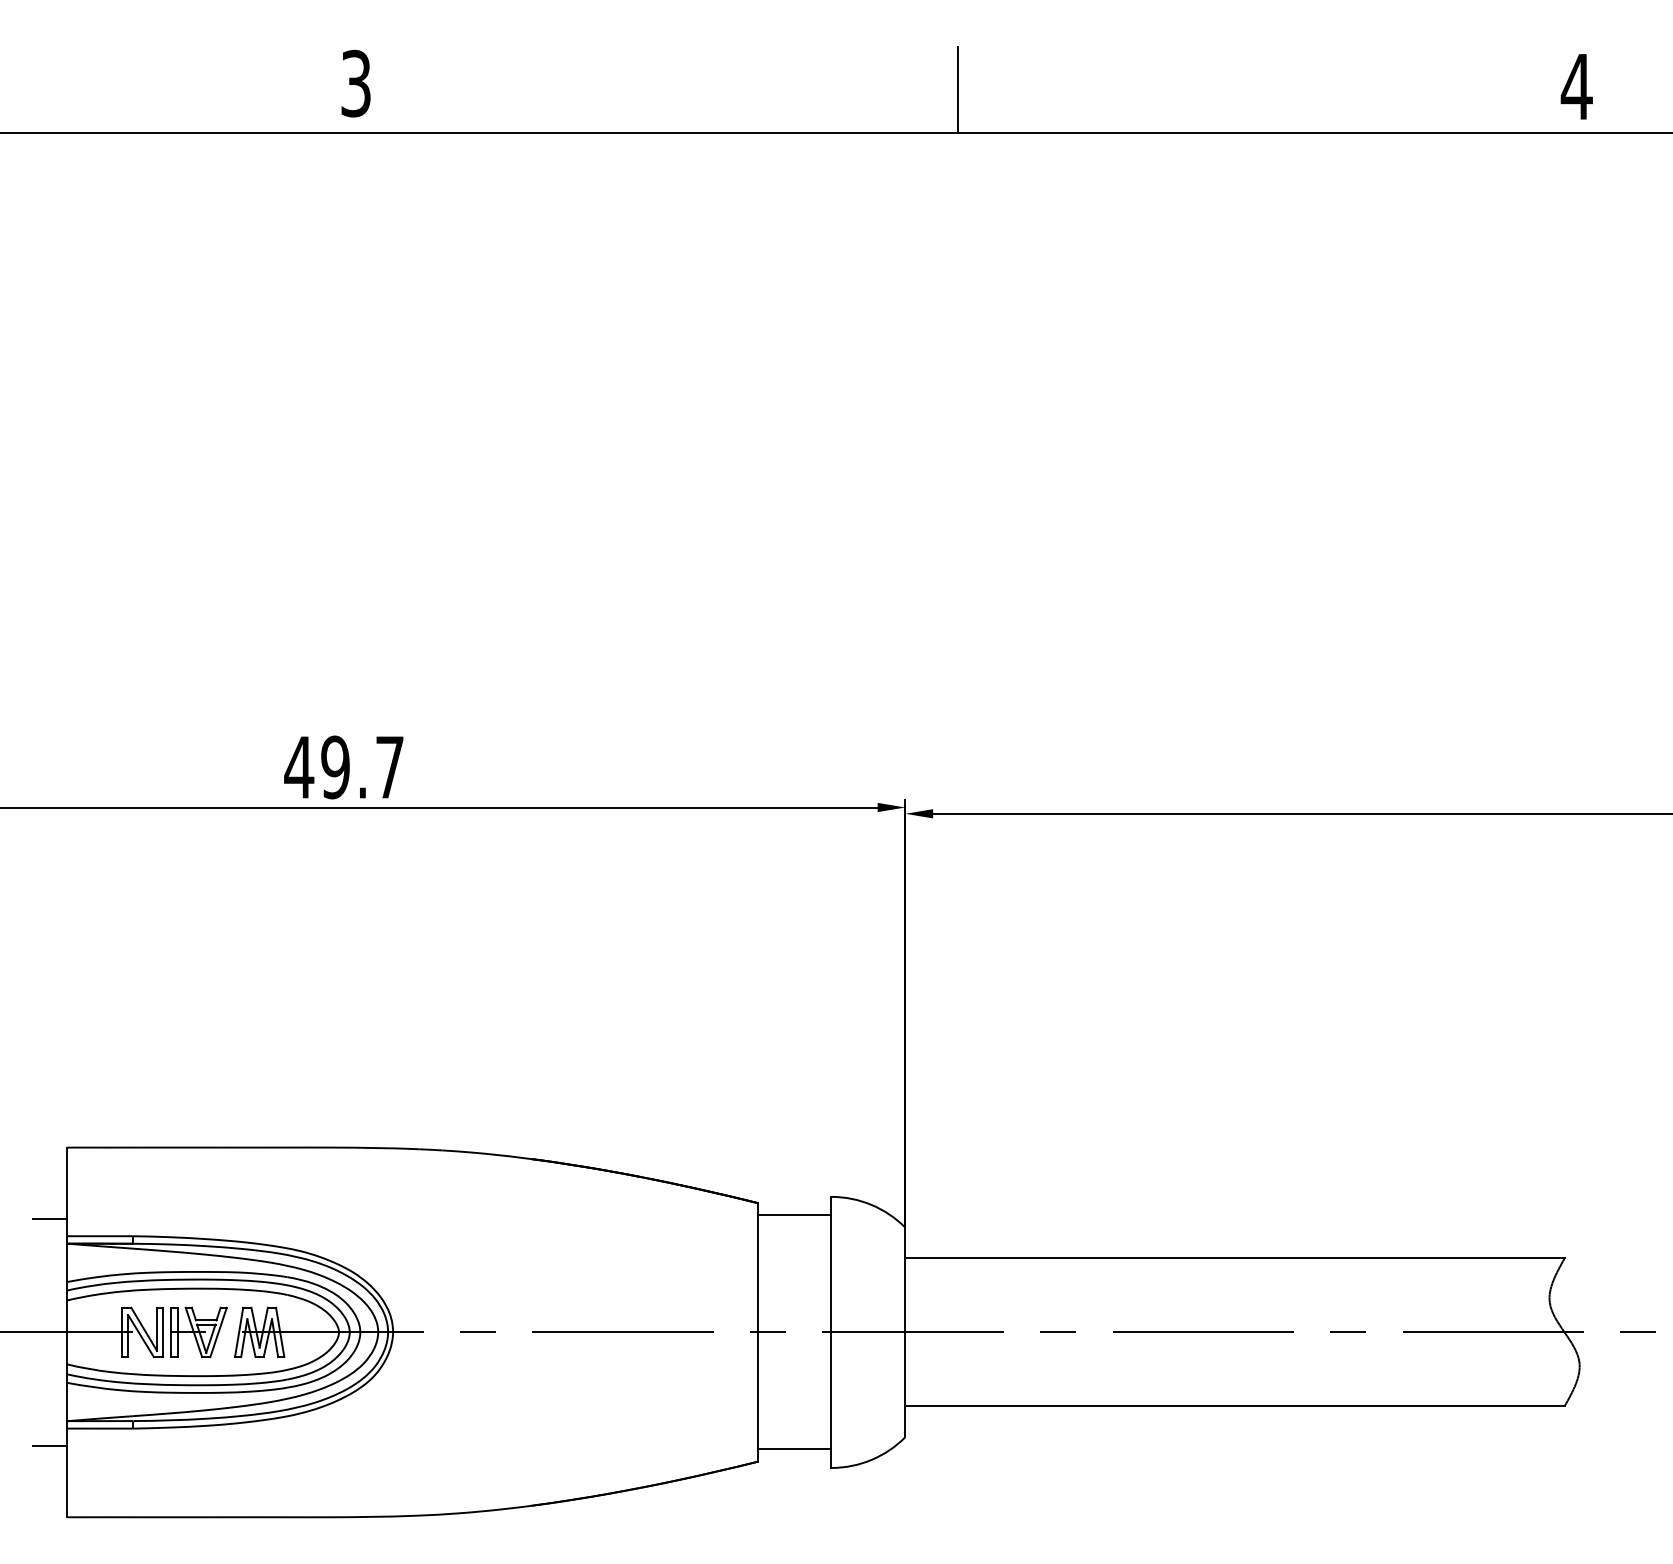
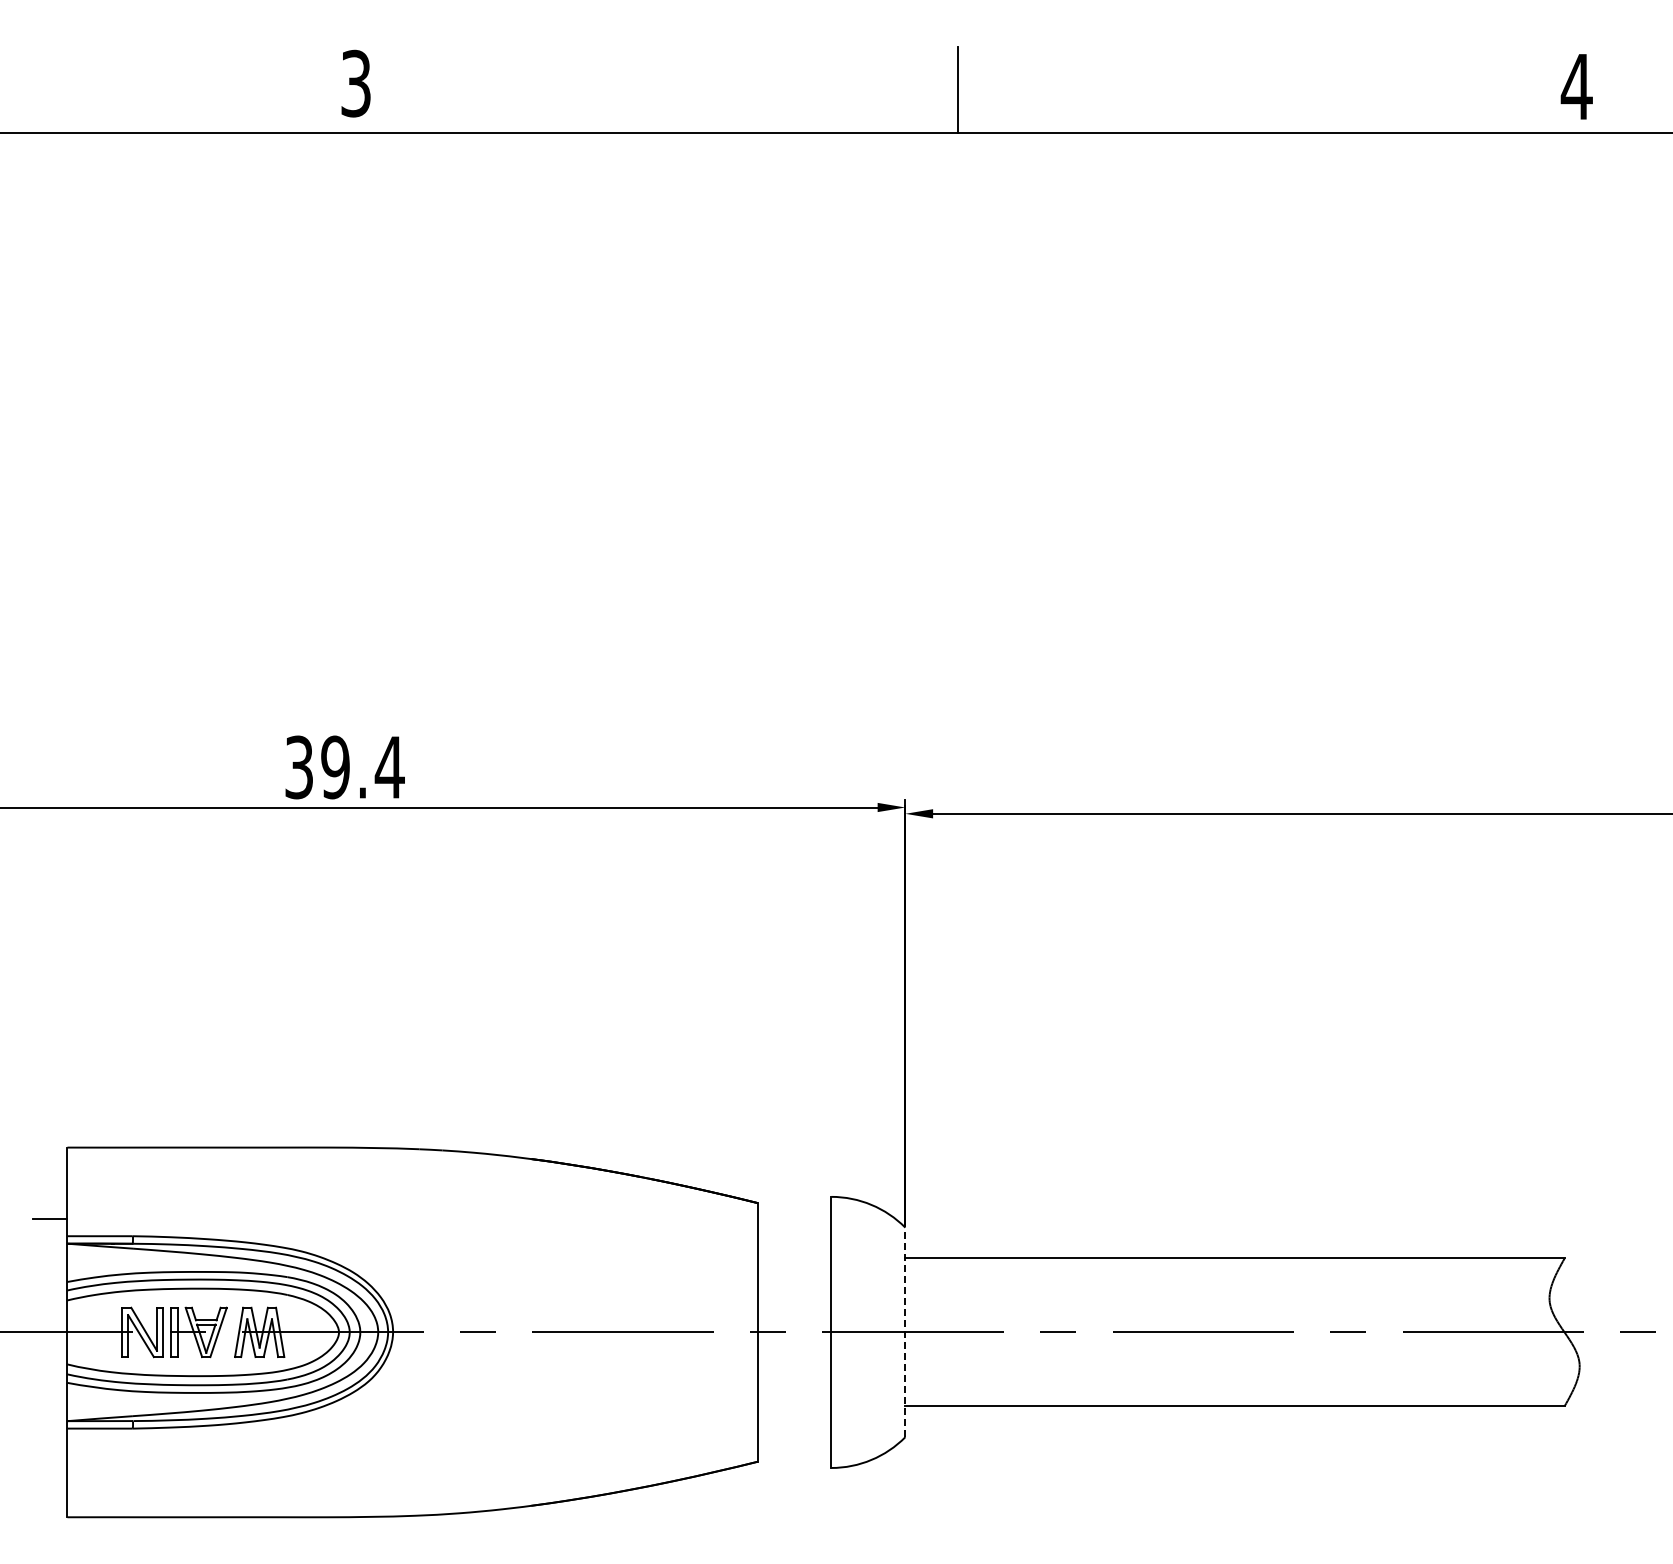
text: 49.7 -> 39.4 (344, 767)
line: present -> none (794, 1215)
line: solid -> dashed (905, 1332)
line: present -> none (49, 1445)
line: present -> none (794, 1449)
